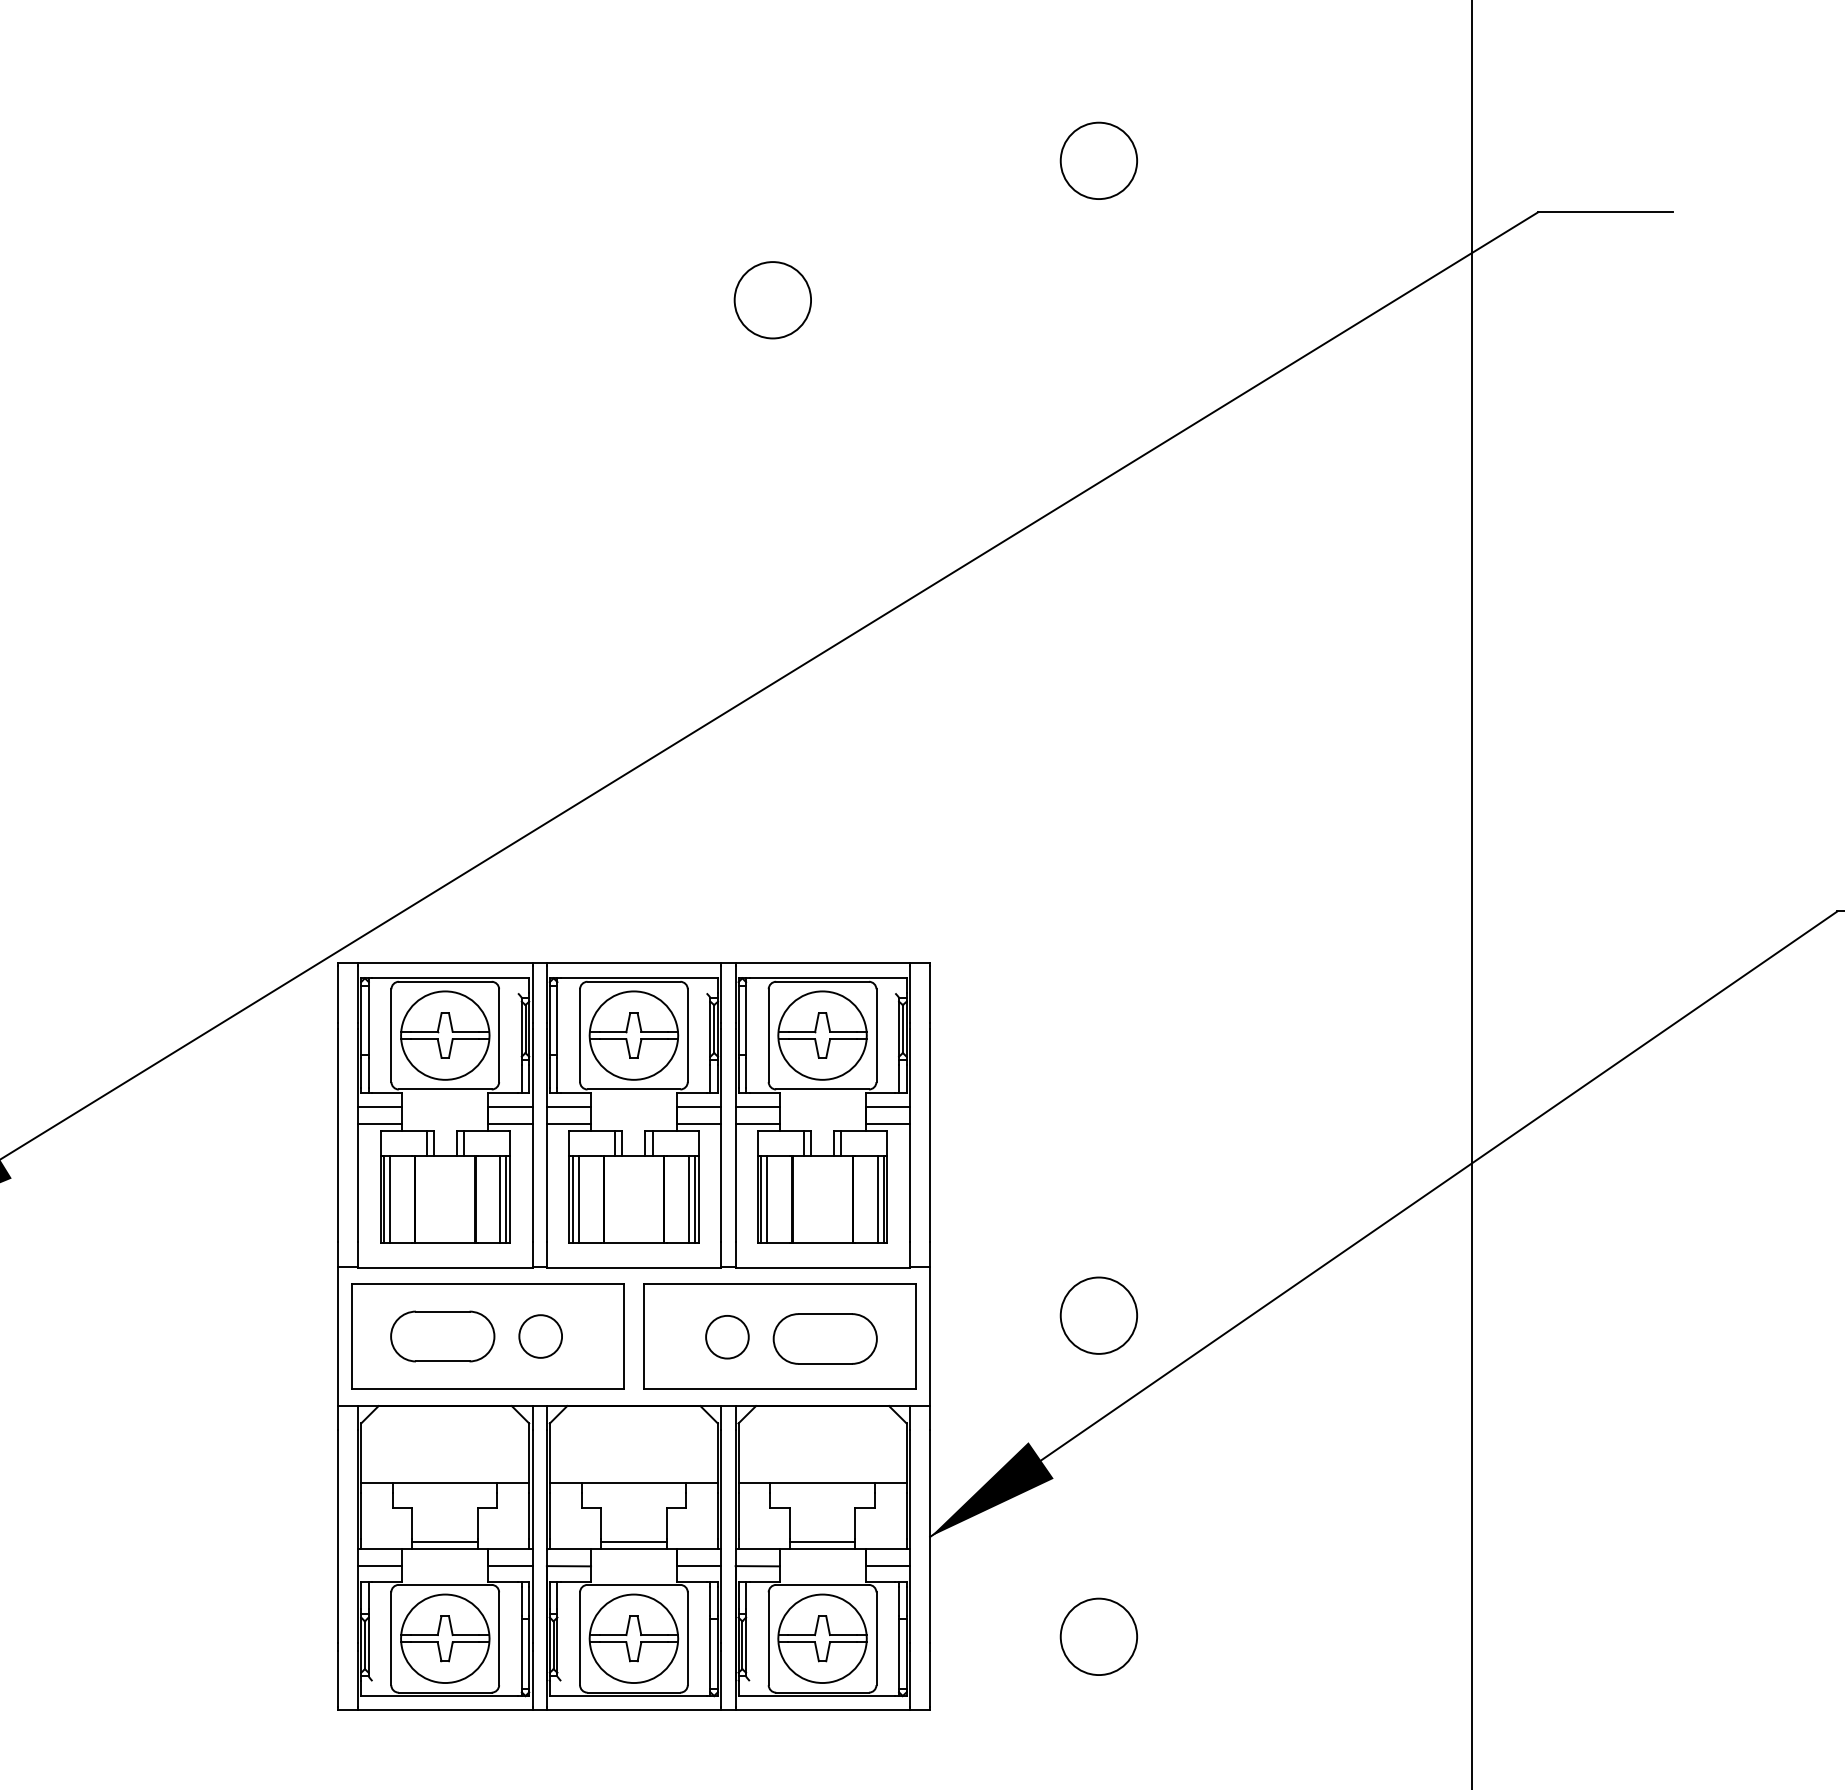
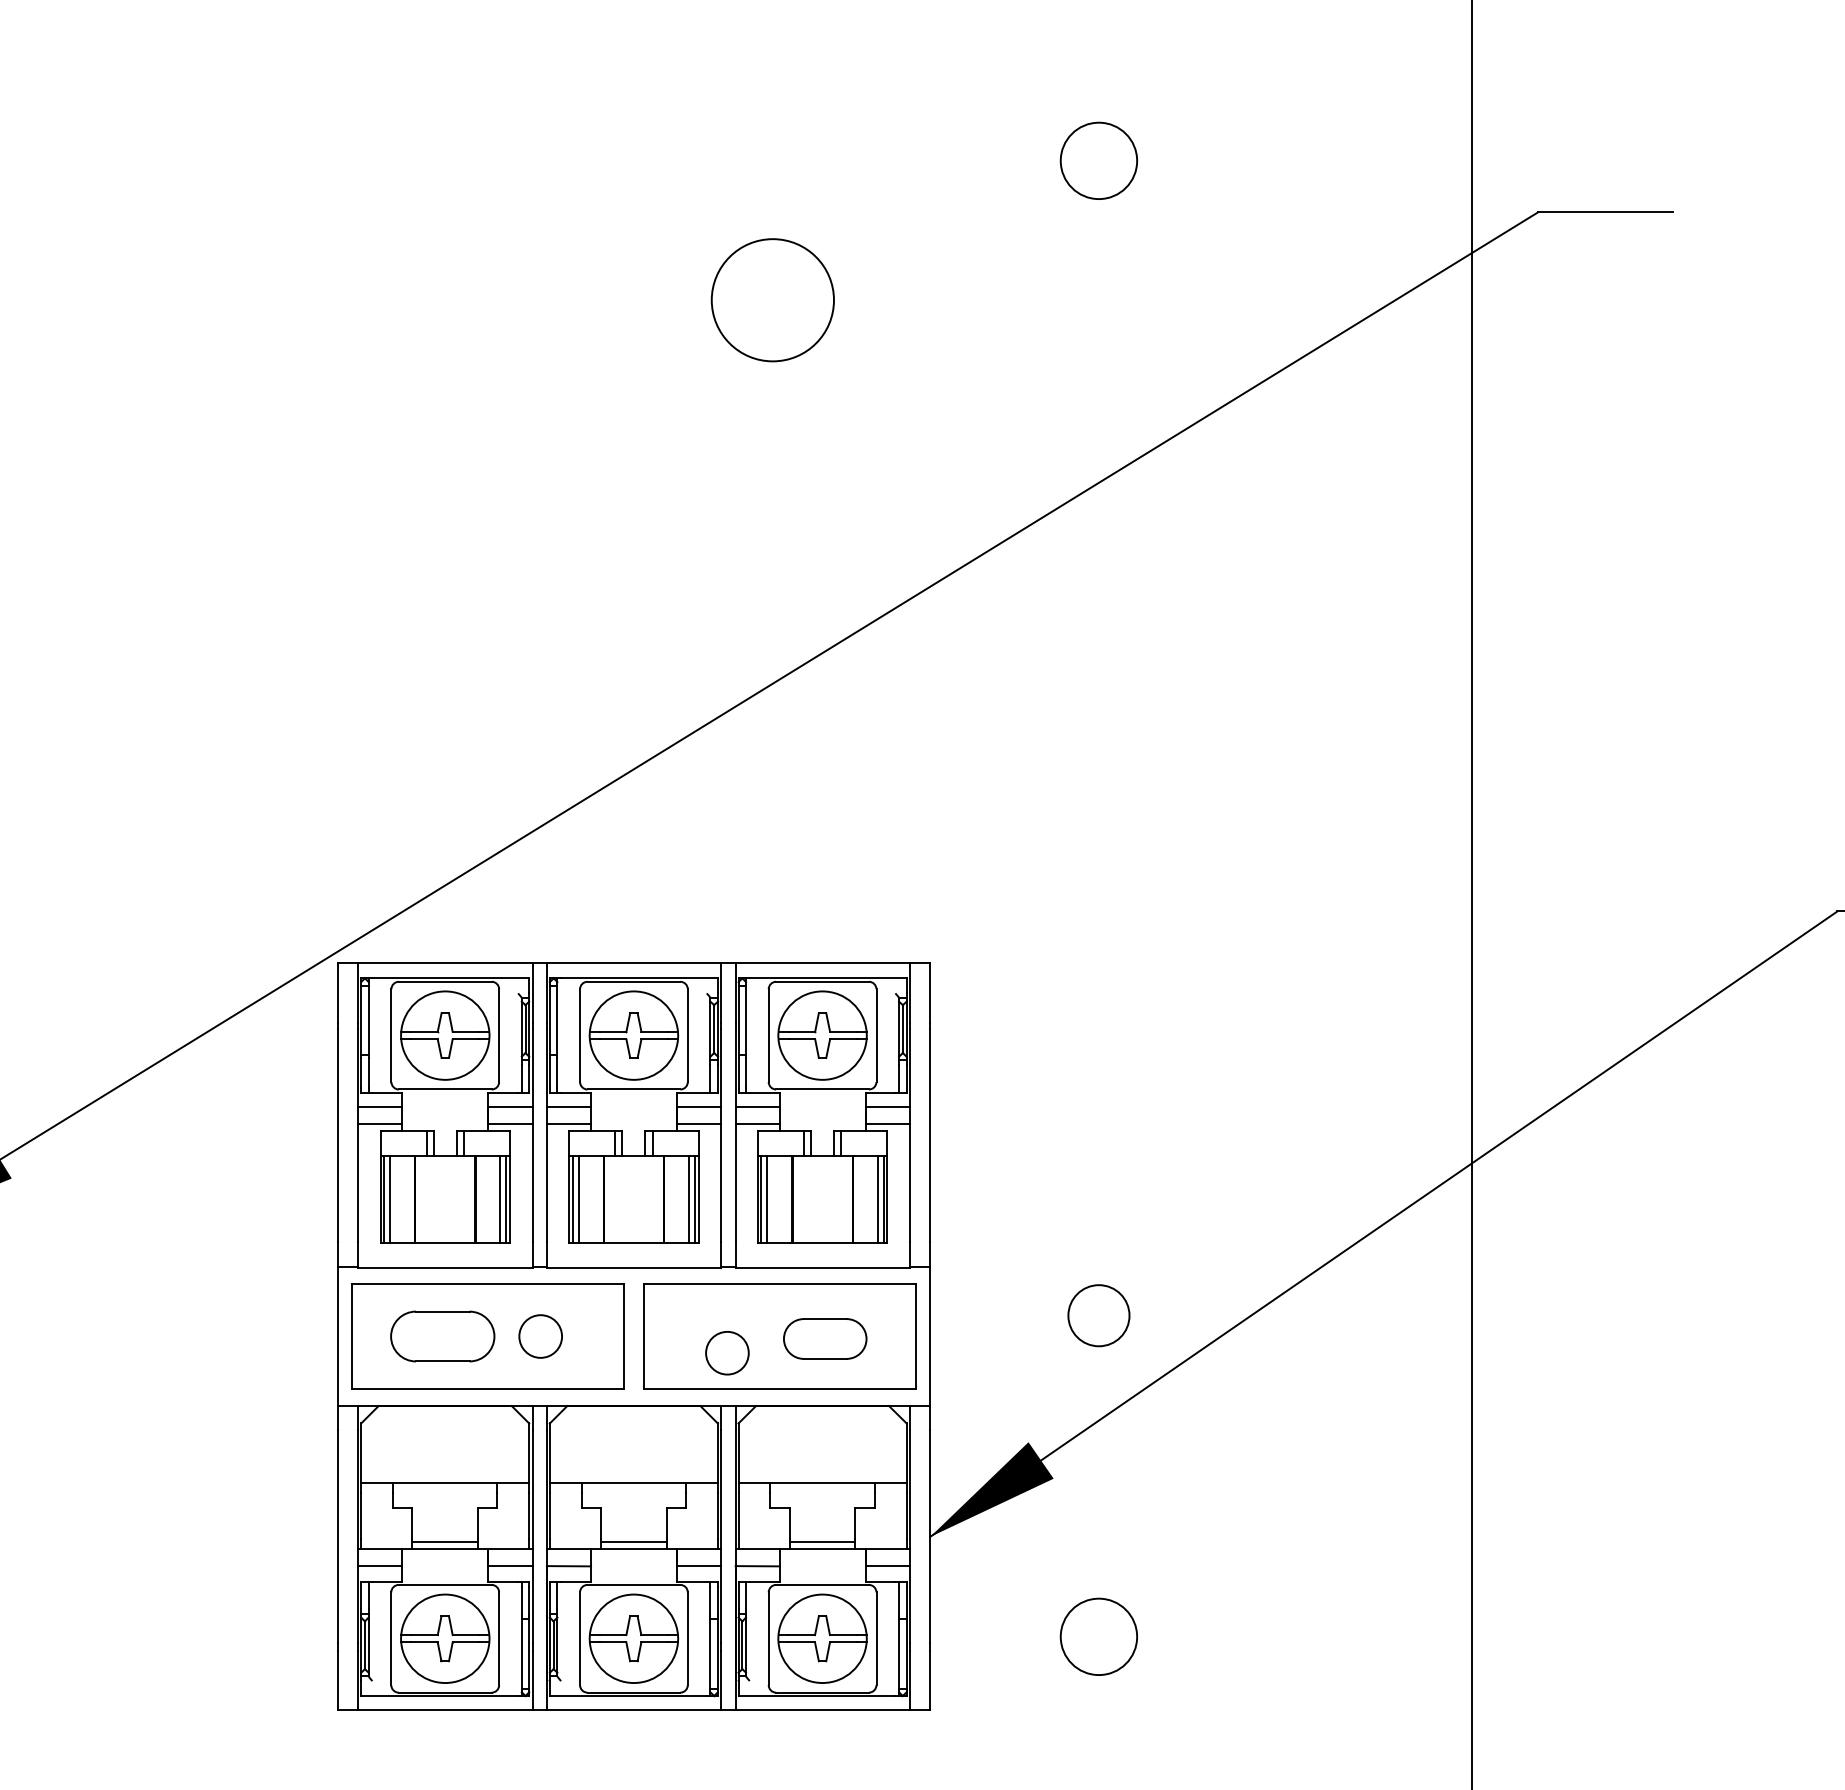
circle diameter: 76 px -> 122 px (772, 300)
circle diameter: 76 px -> 61 px (1098, 1315)
circle position: (727, 1337) -> (727, 1353) (727, 1353)
part size: 106x52 px -> 85x42 px (825, 1338)
